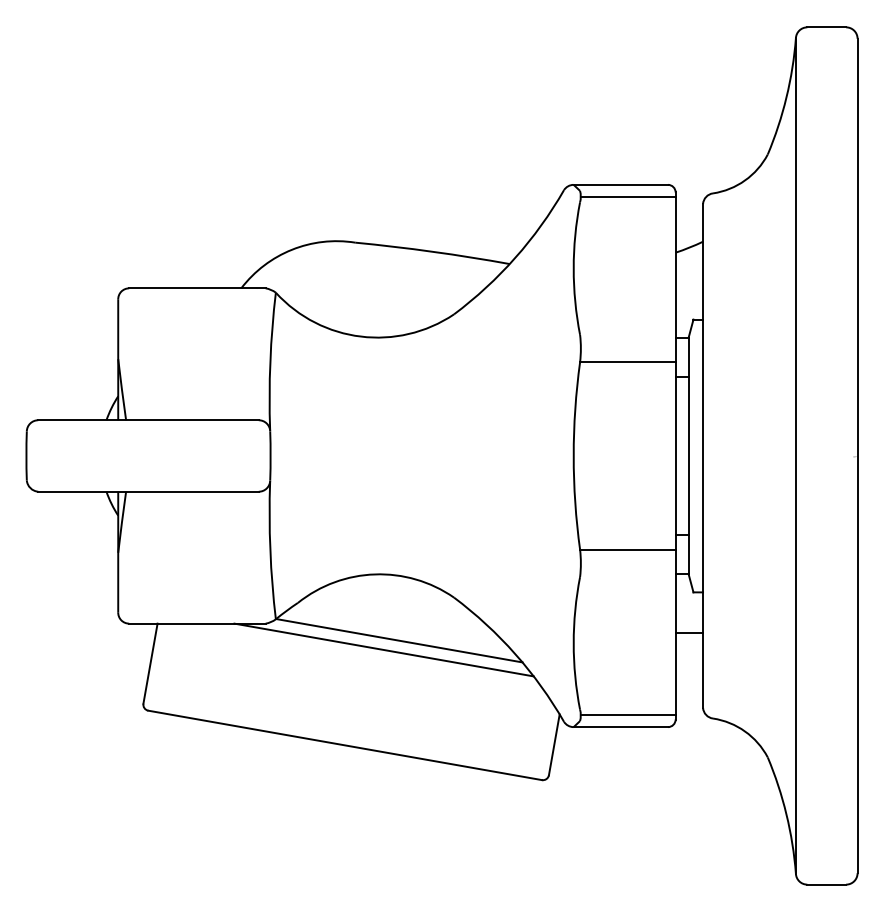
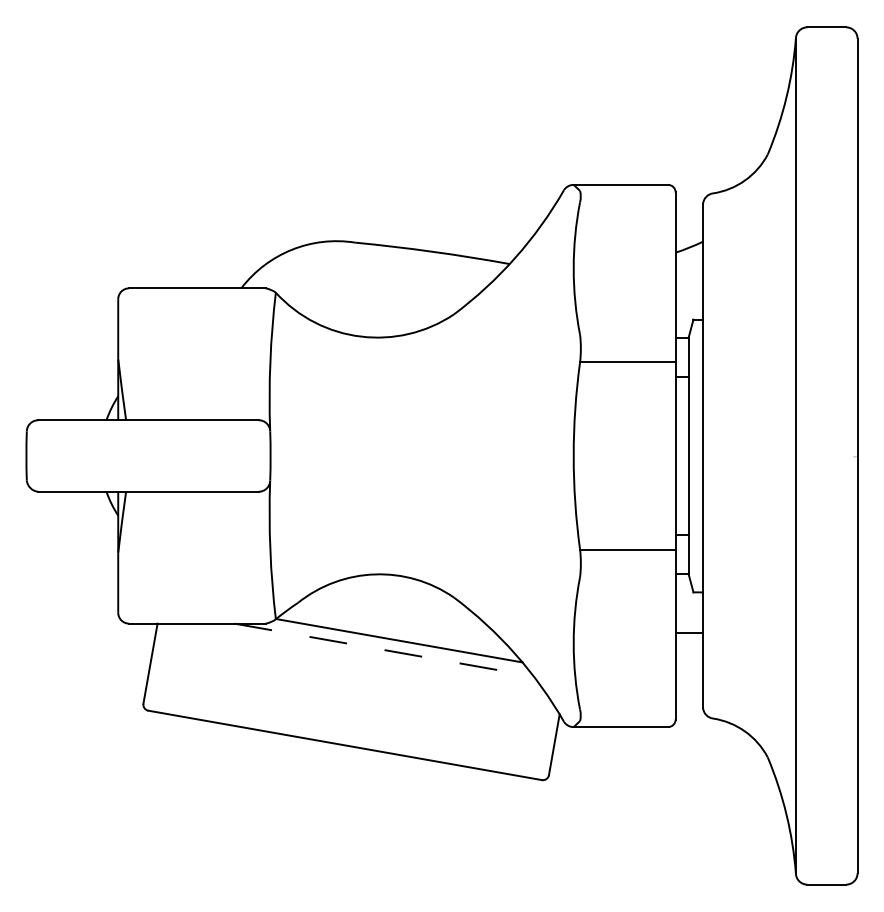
line: present -> none (627, 196)
line: solid -> dashed (384, 650)
line: present -> none (627, 715)
